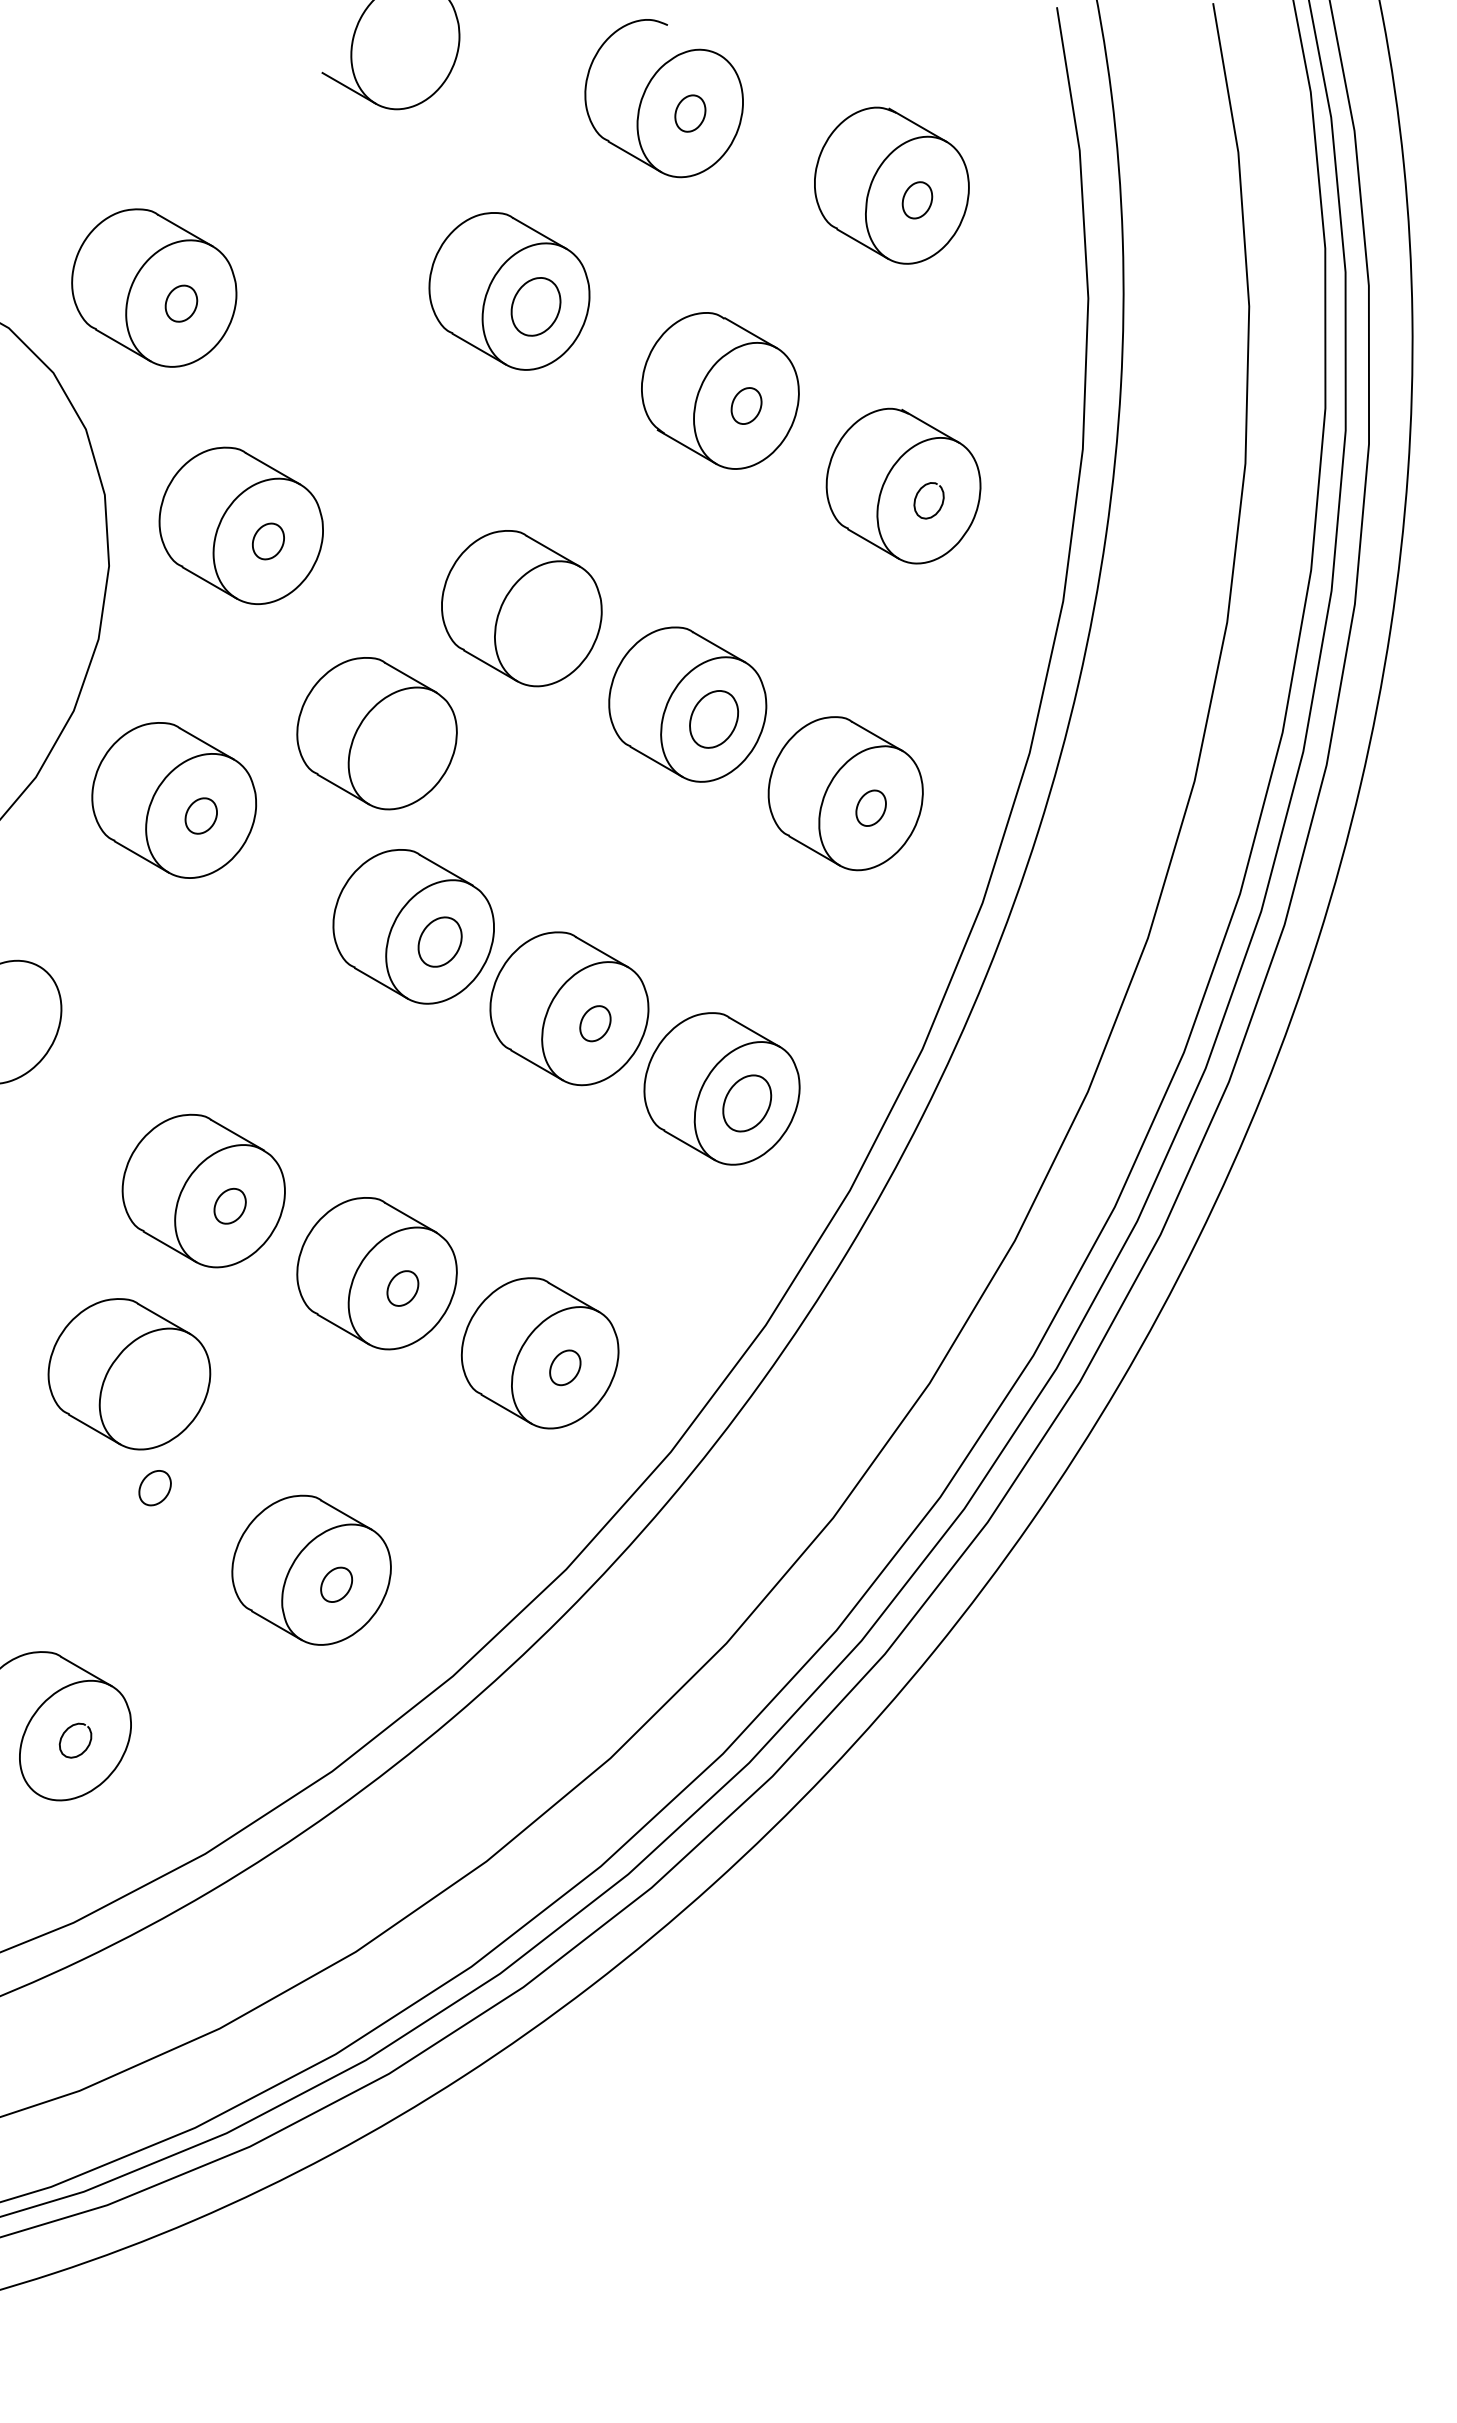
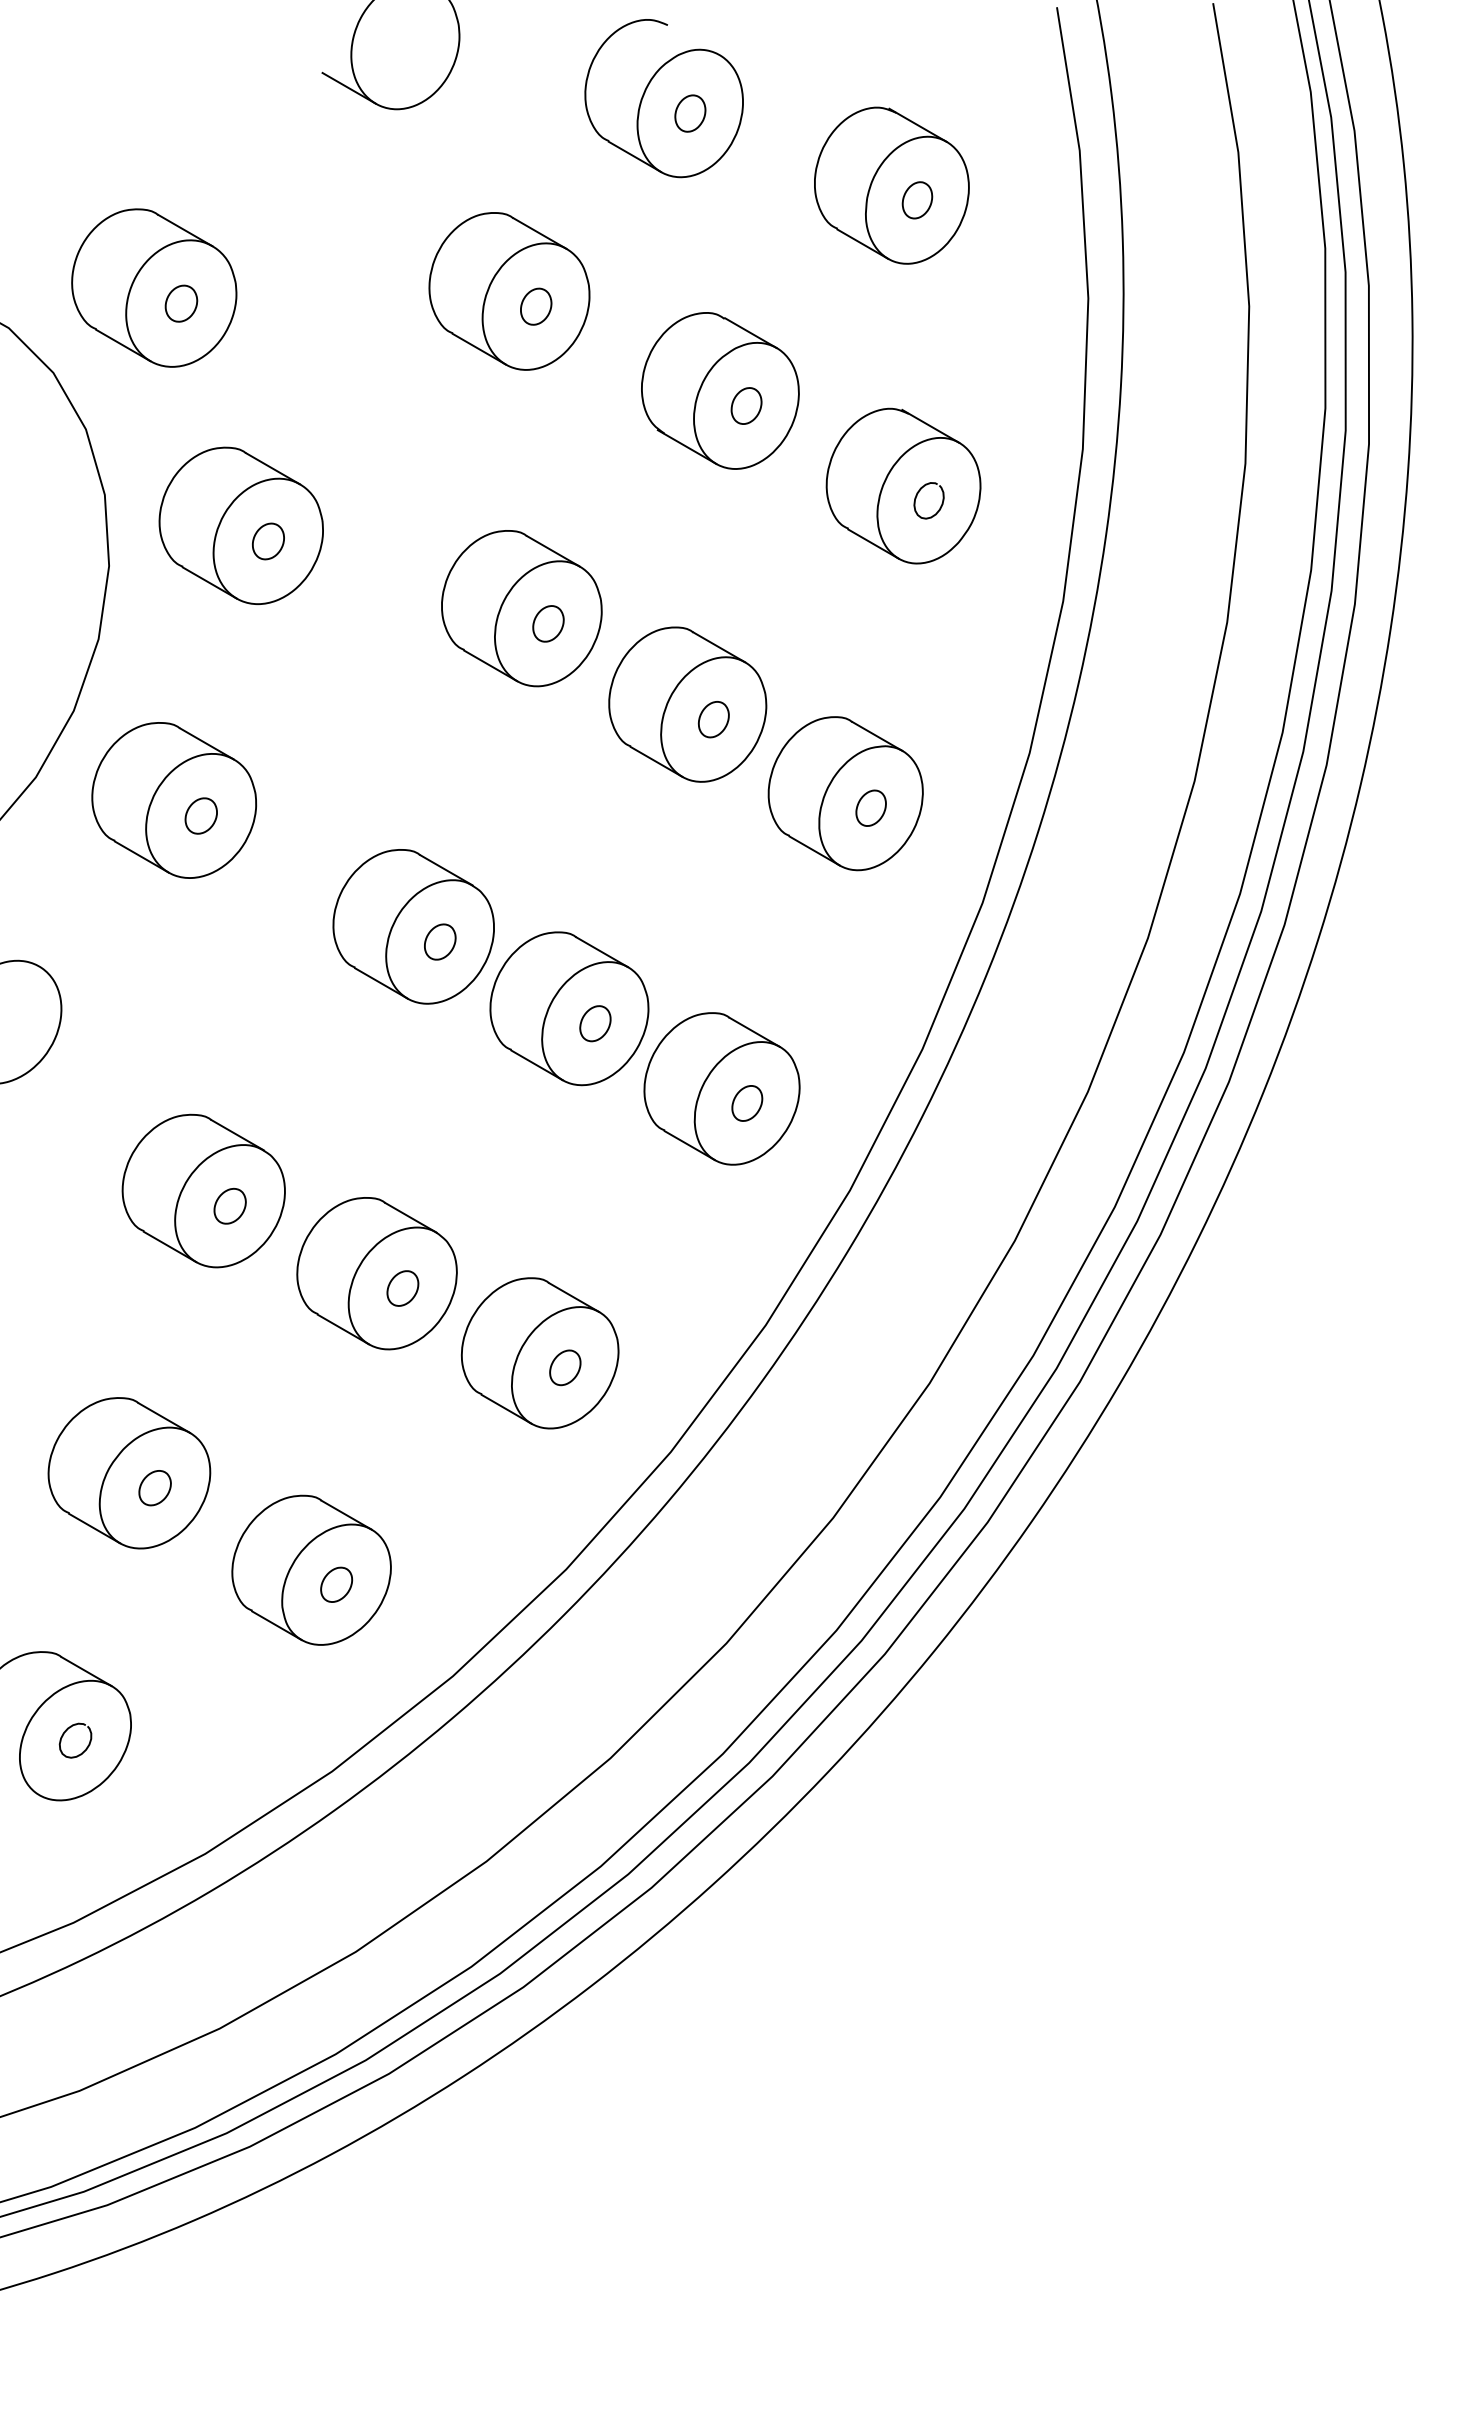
part size: 52x60 px -> 33x39 px (536, 306)
part: none -> present (548, 623)
part size: 51x59 px -> 33x38 px (713, 719)
part: present -> none (376, 733)
part size: 46x52 px -> 33x38 px (440, 941)
part size: 51x59 px -> 33x37 px (747, 1103)
part position: (129, 1374) -> (129, 1473) (129, 1473)
